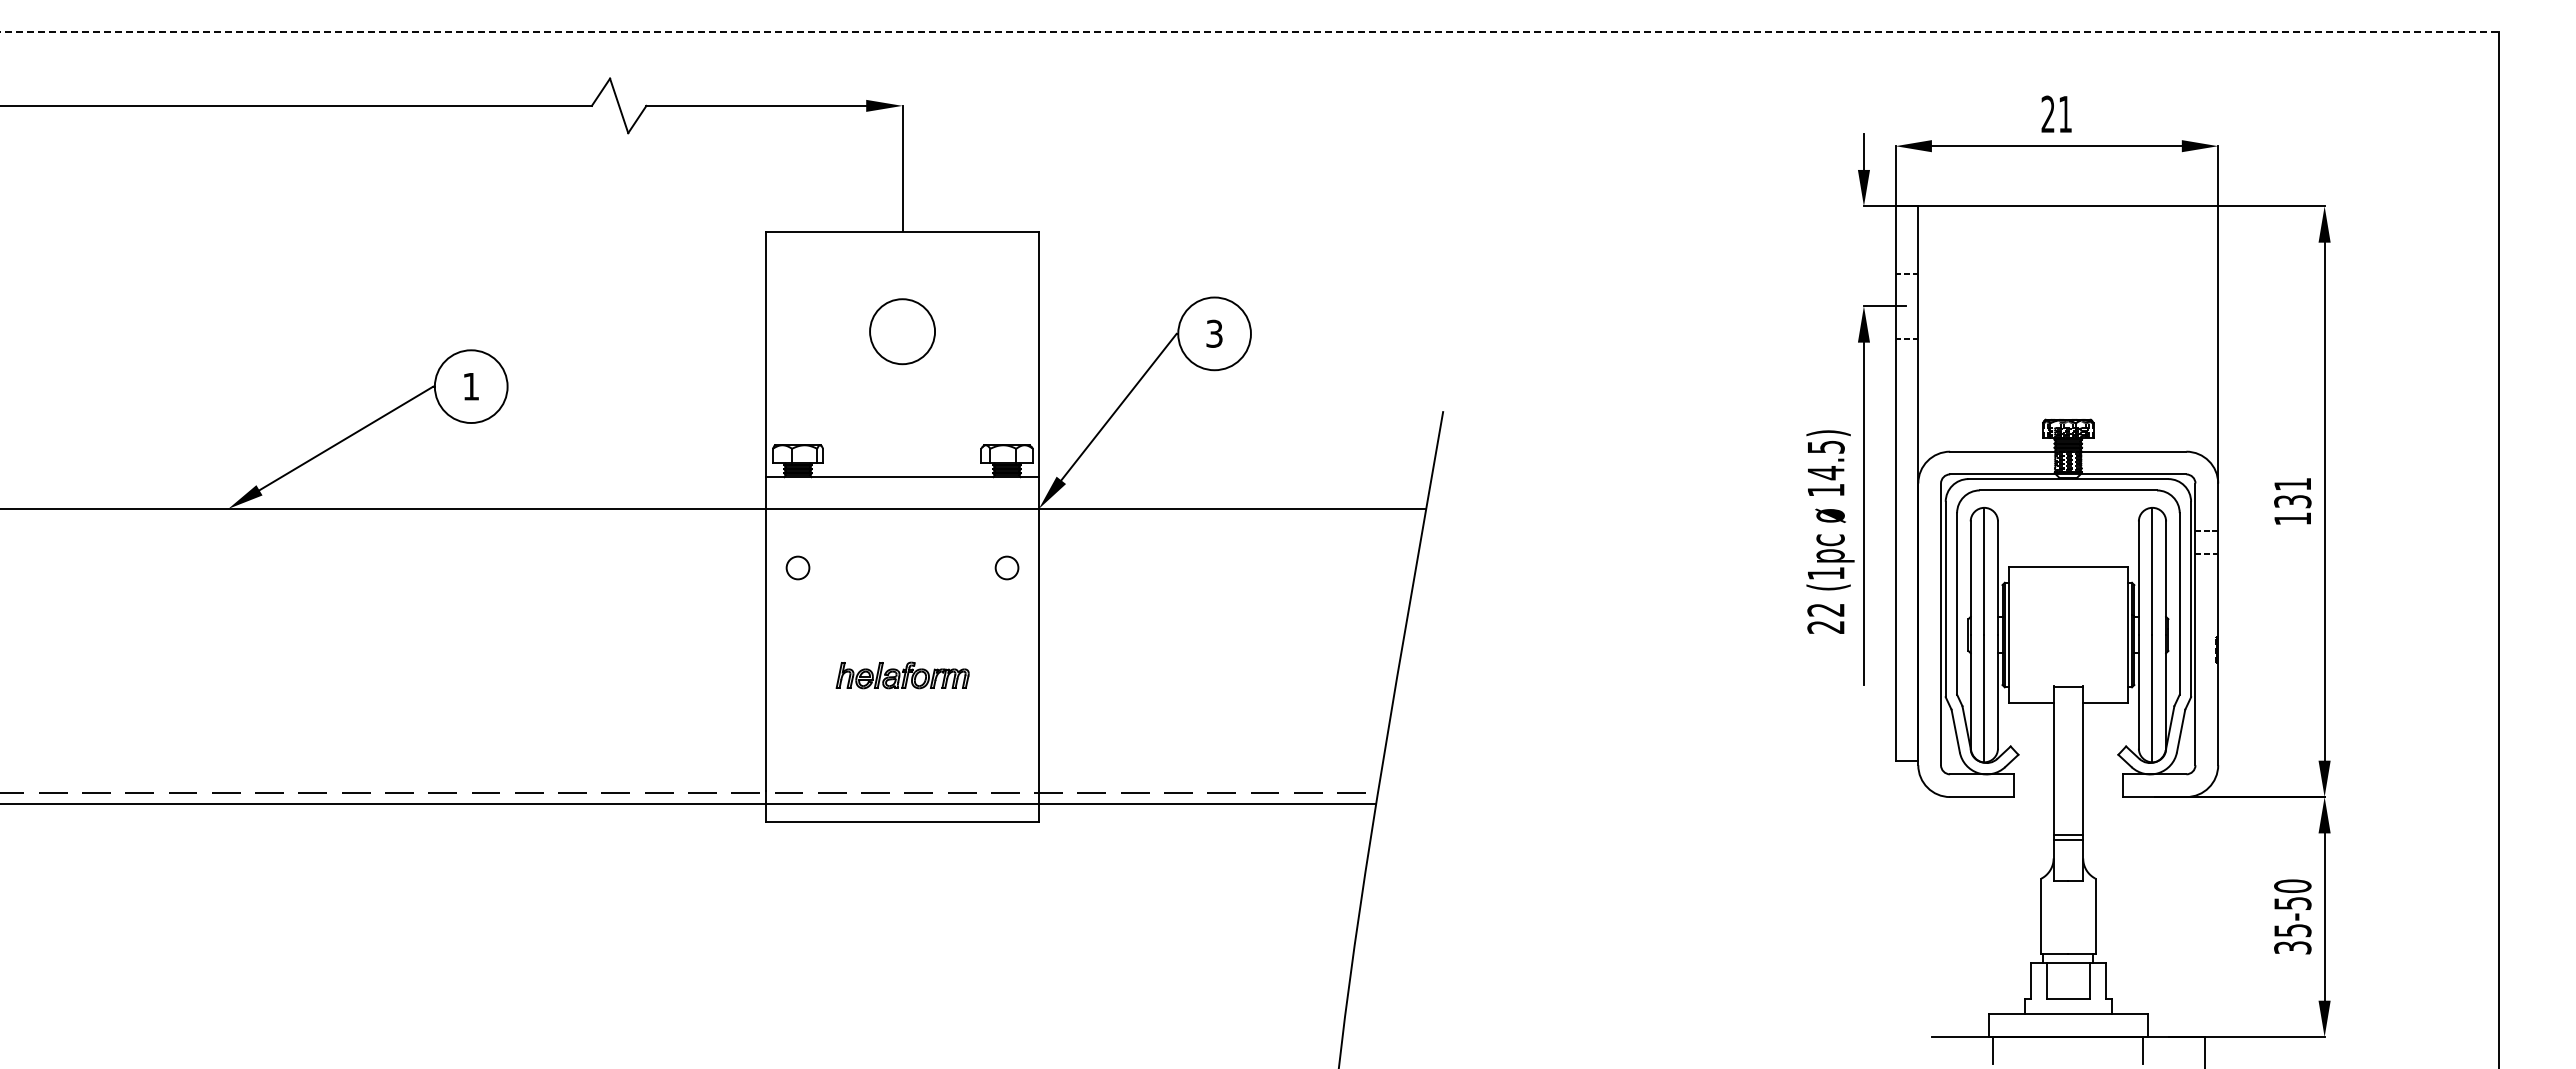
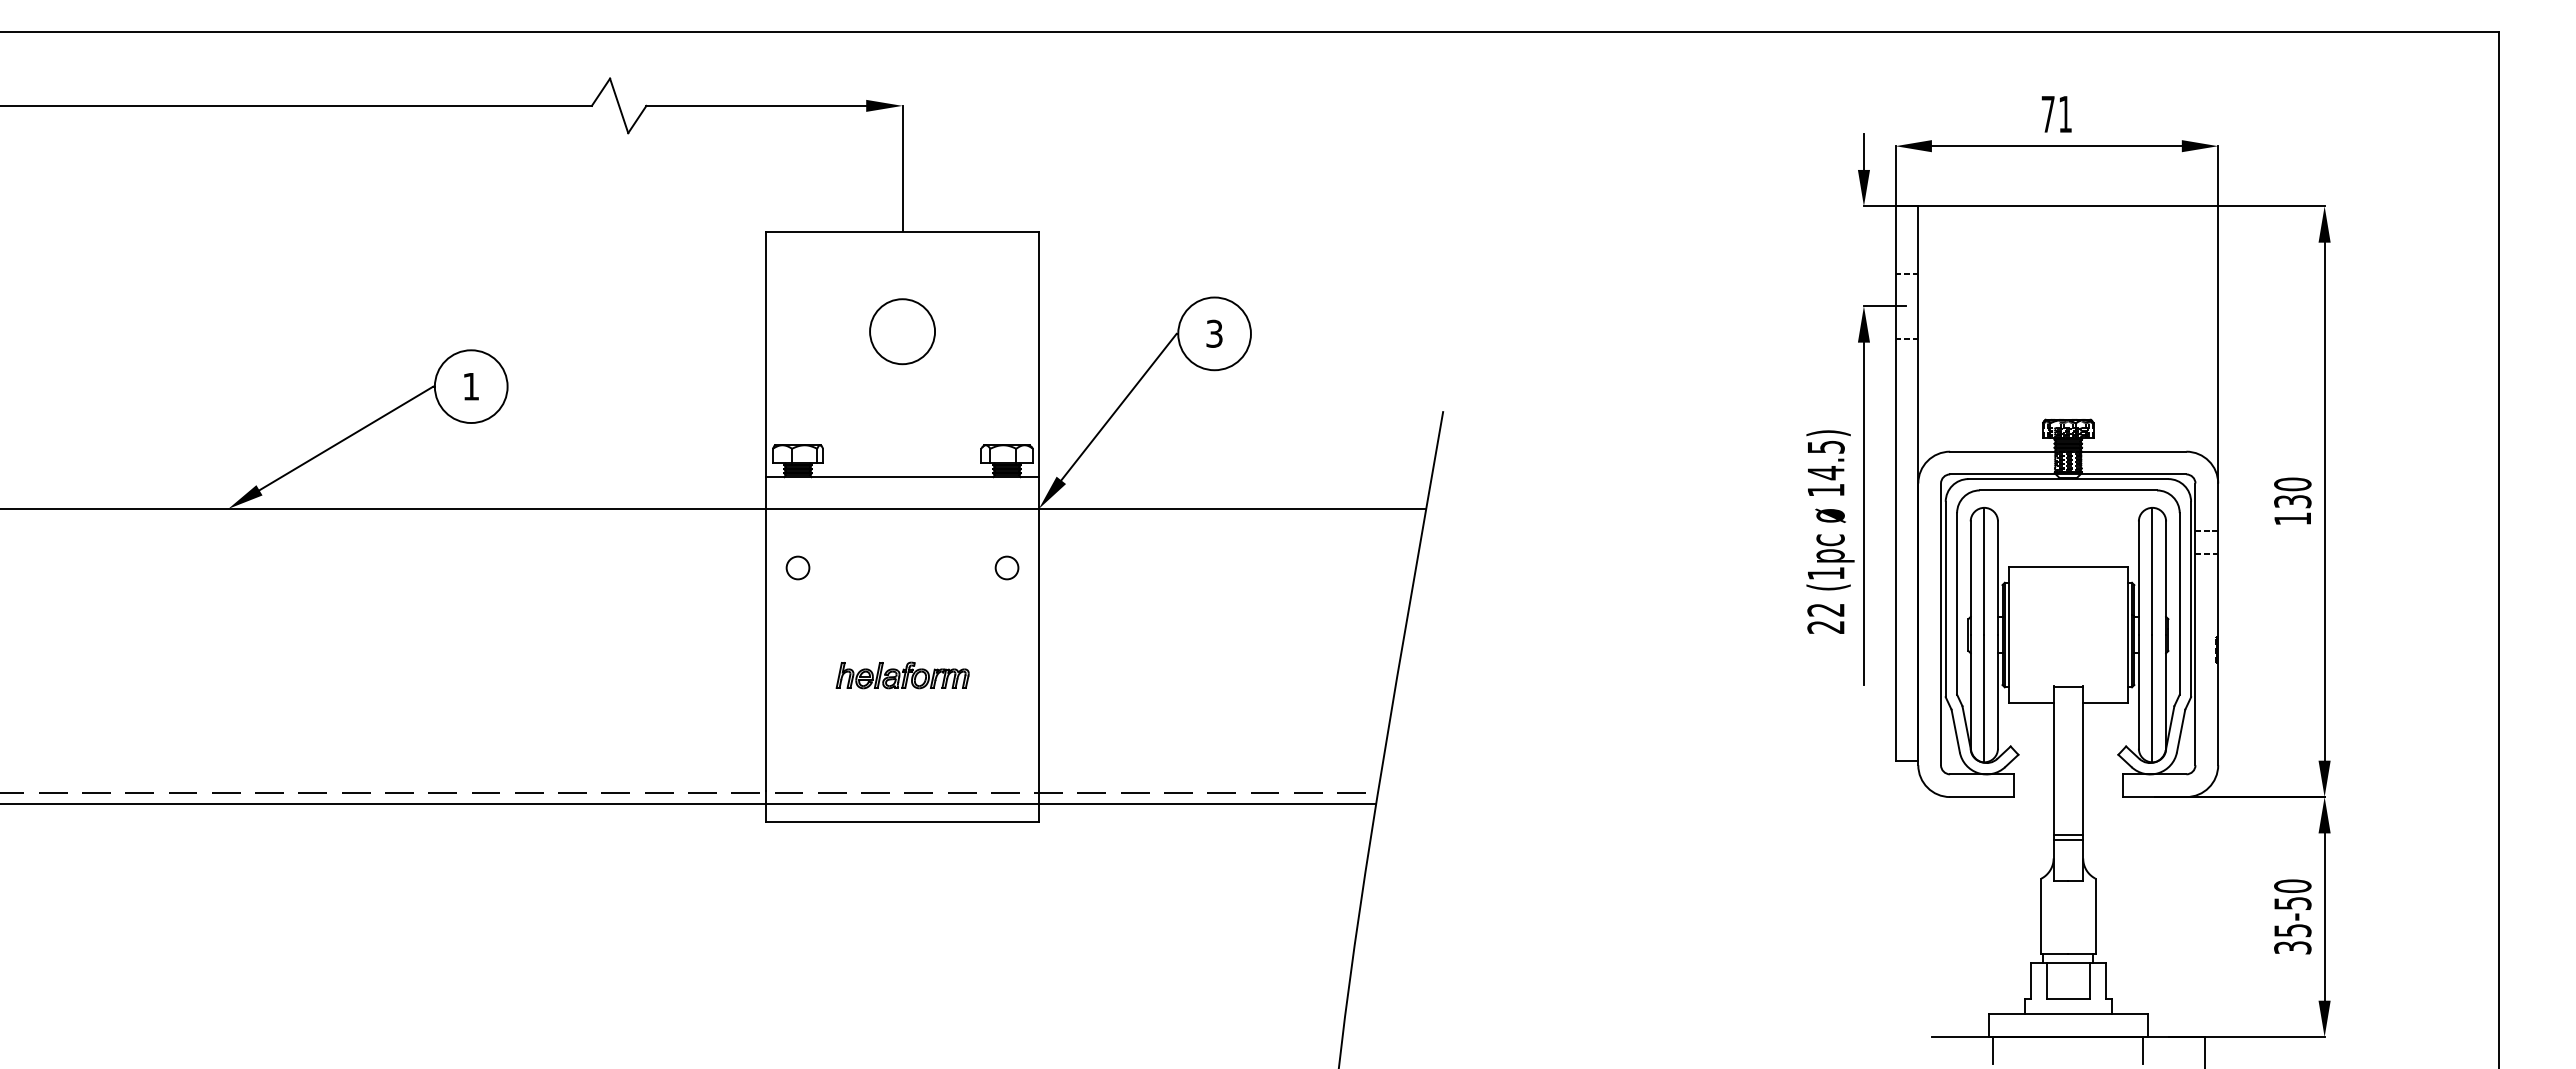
line: dashed -> solid (1249, 31)
text: 21 -> 71 (2047, 113)
text: 131 -> 130 (2292, 484)
